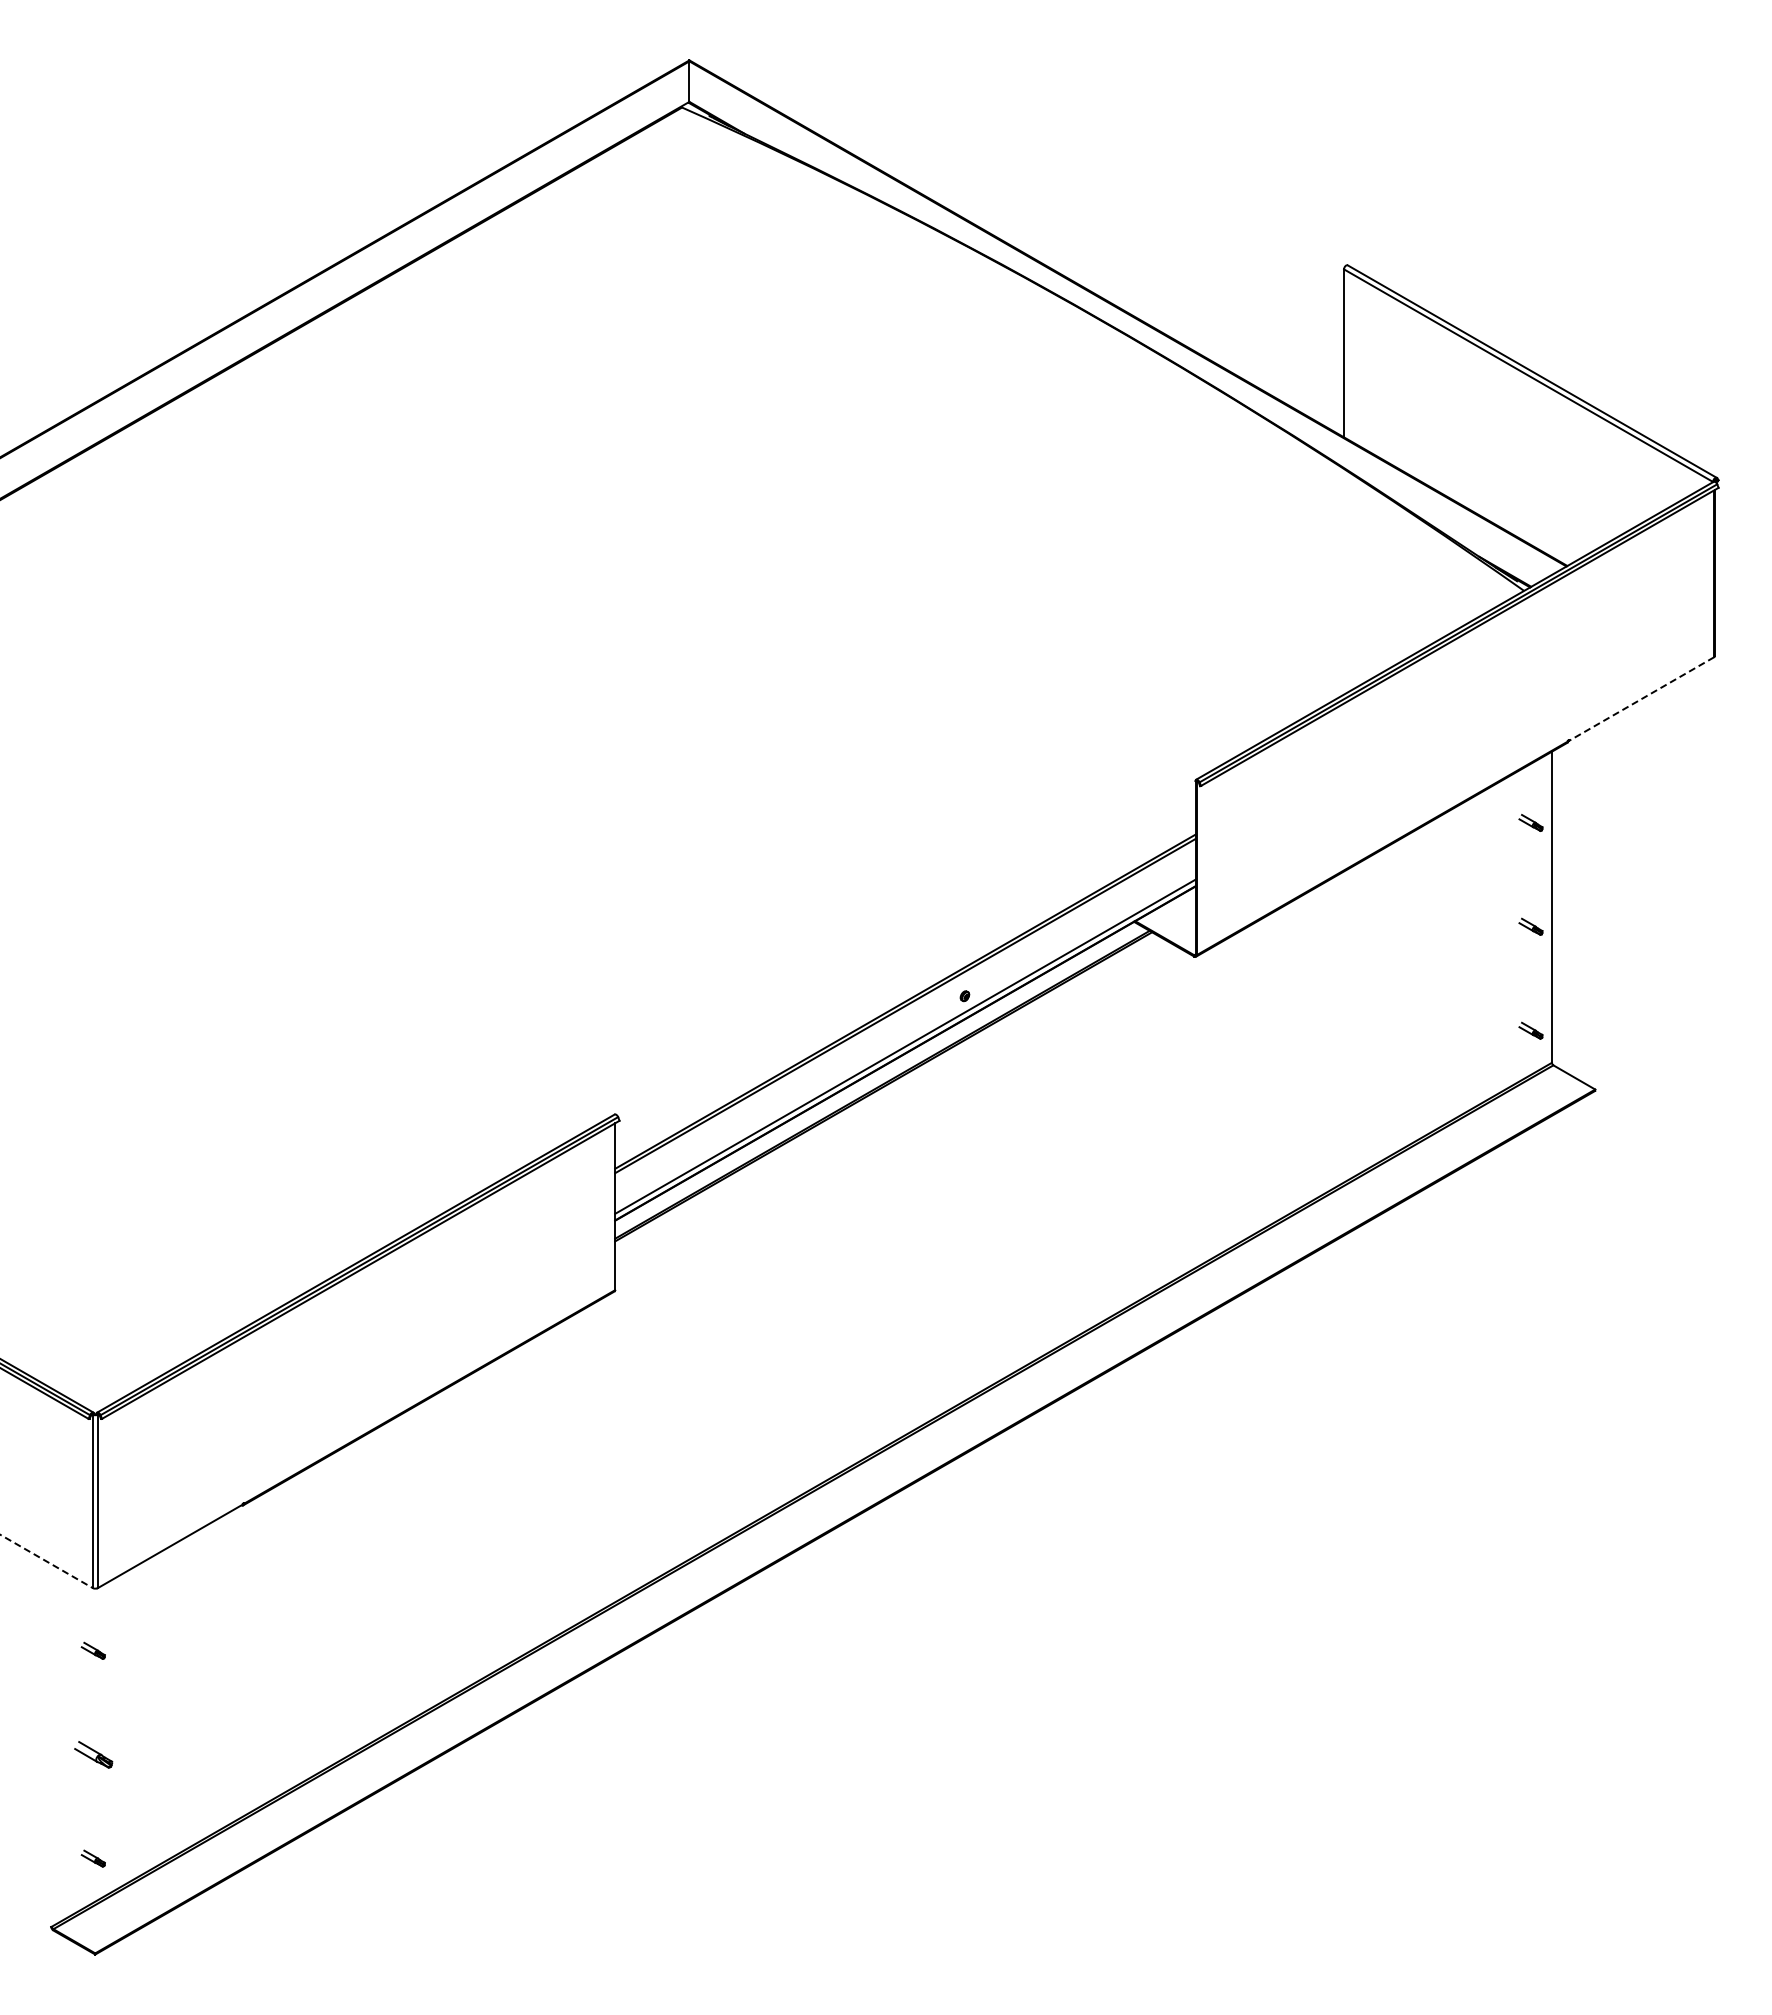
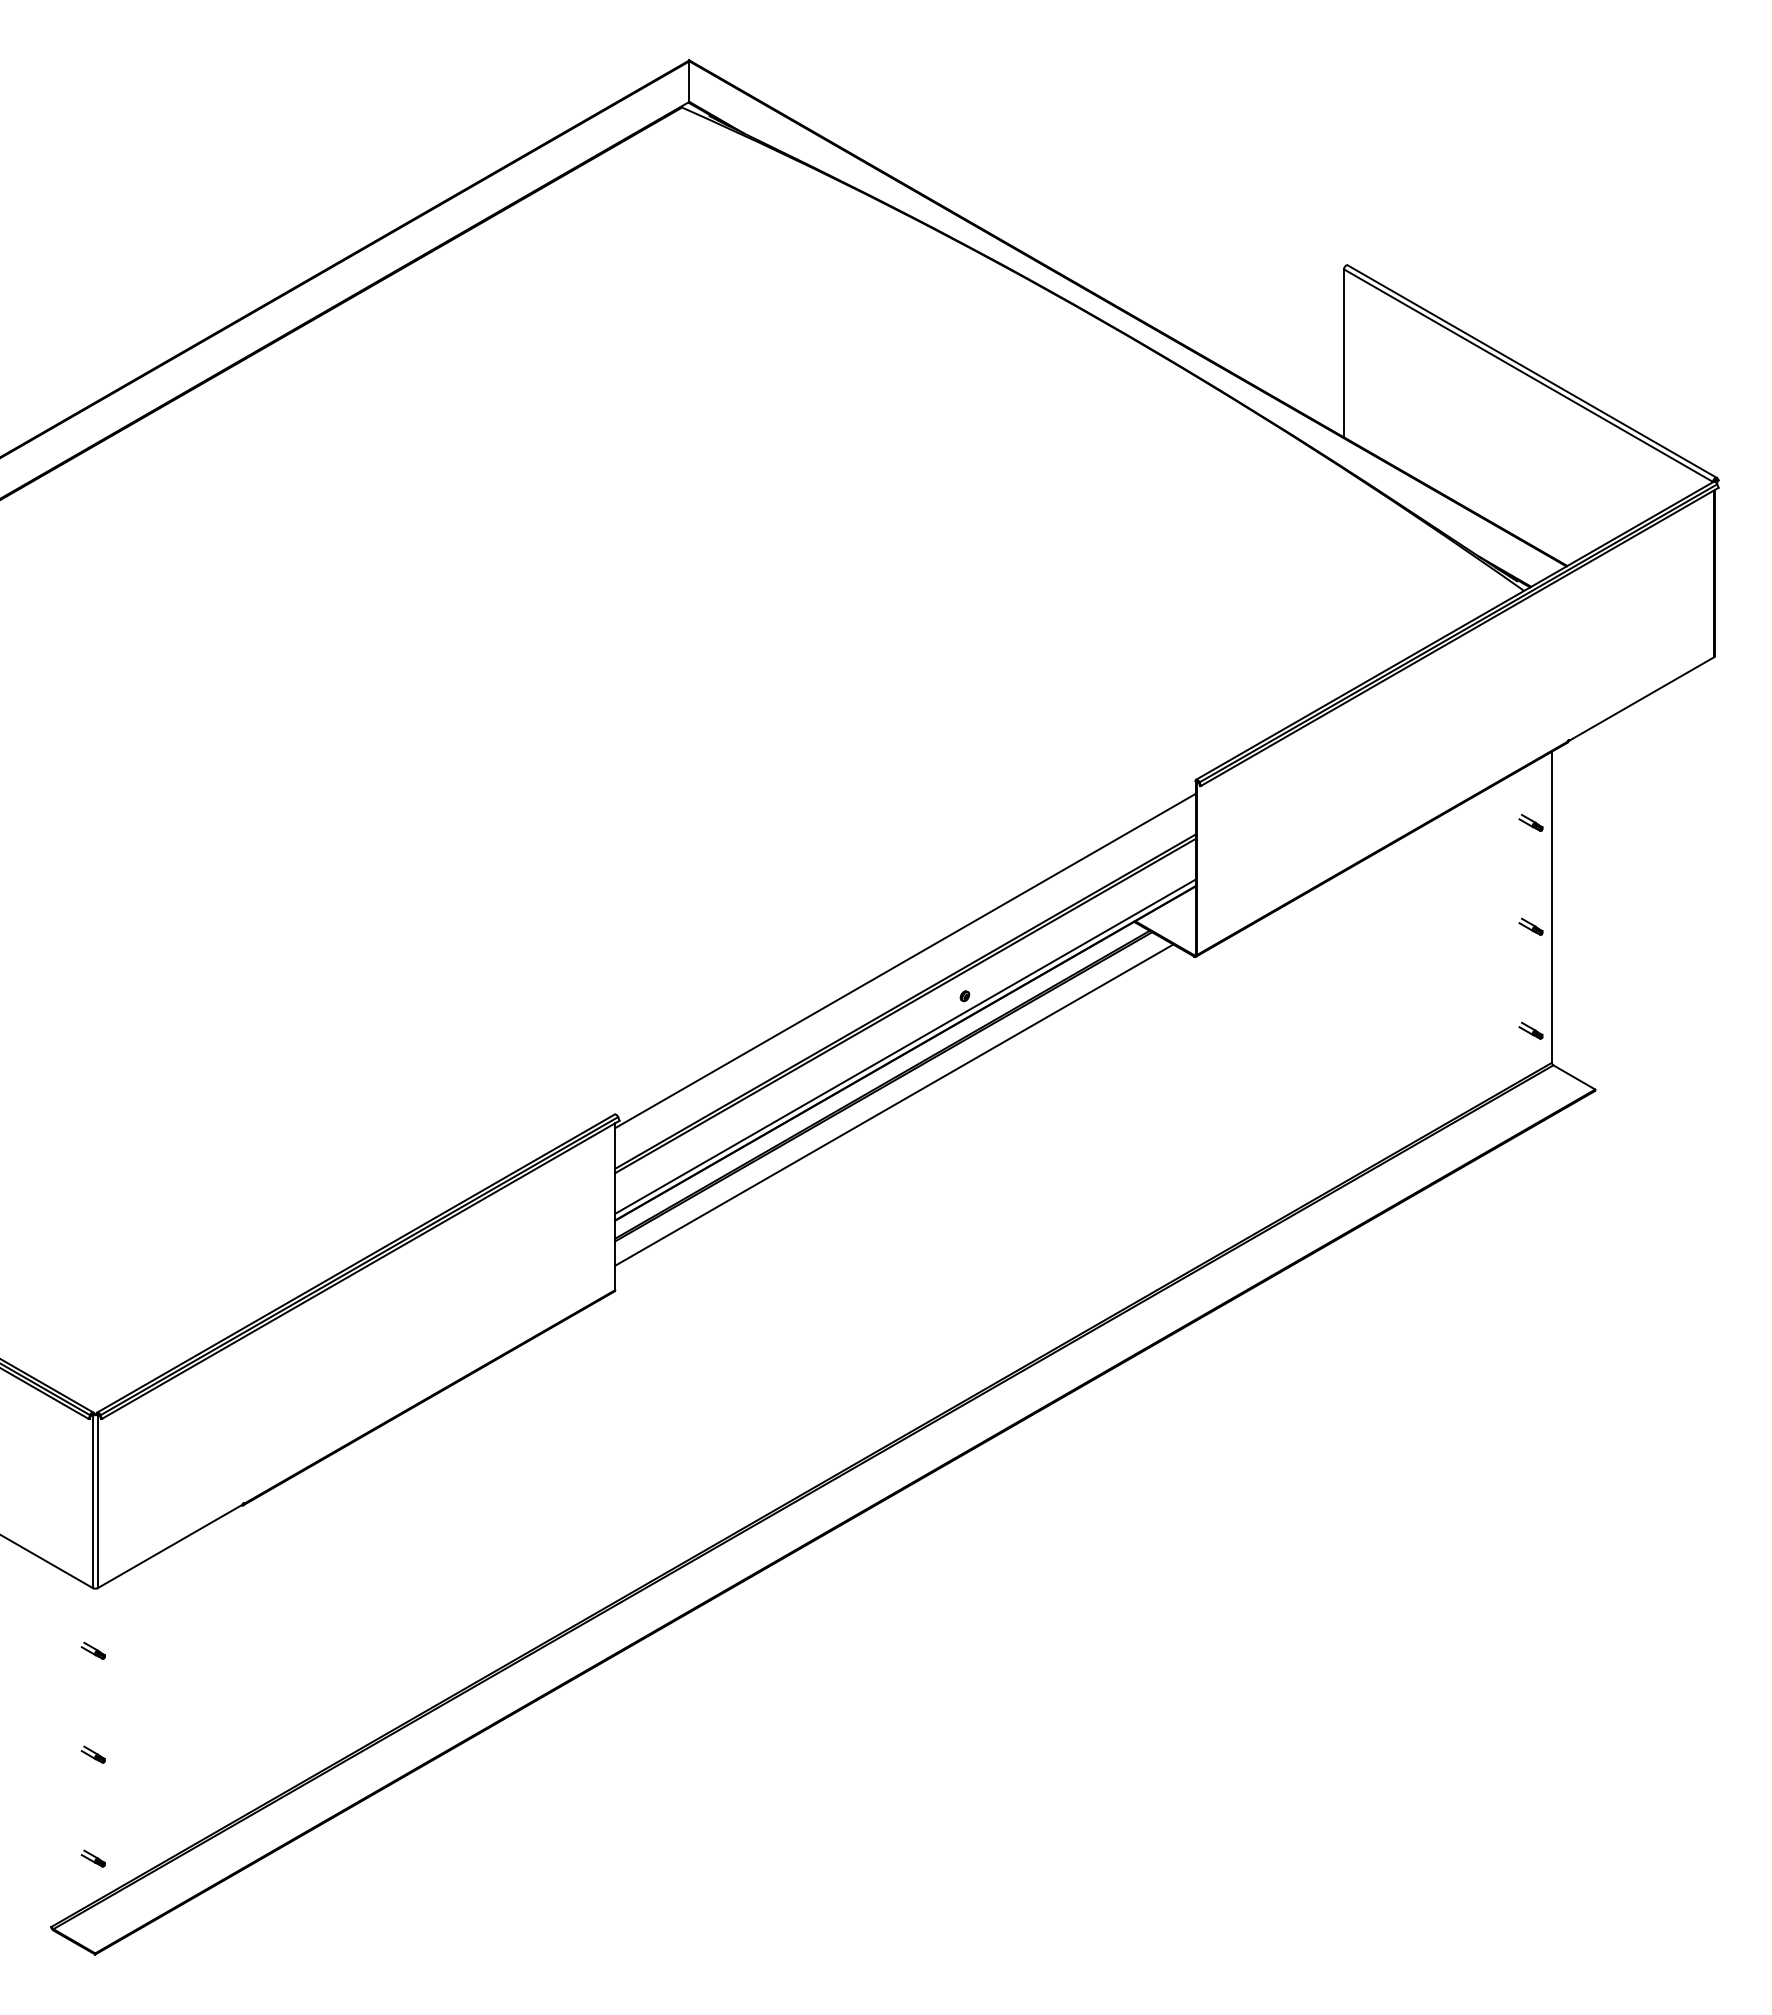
line: dashed -> solid (1641, 699)
line: none -> present (905, 960)
line: none -> present (894, 1104)
line: dashed -> solid (47, 1561)
part size: 40x28 px -> 26x19 px (92, 1754)
